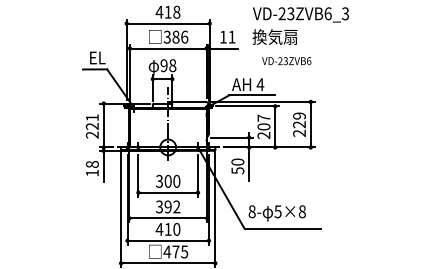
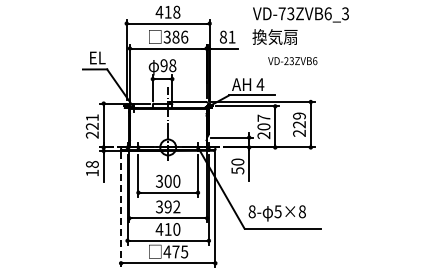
text: VD-23ZVB6_3 -> VD-73ZVB6_3 (281, 13)
text: 11 -> 81 (222, 36)
text position: (286, 61) -> (292, 61) (292, 61)
line: solid -> dashed (121, 209)
